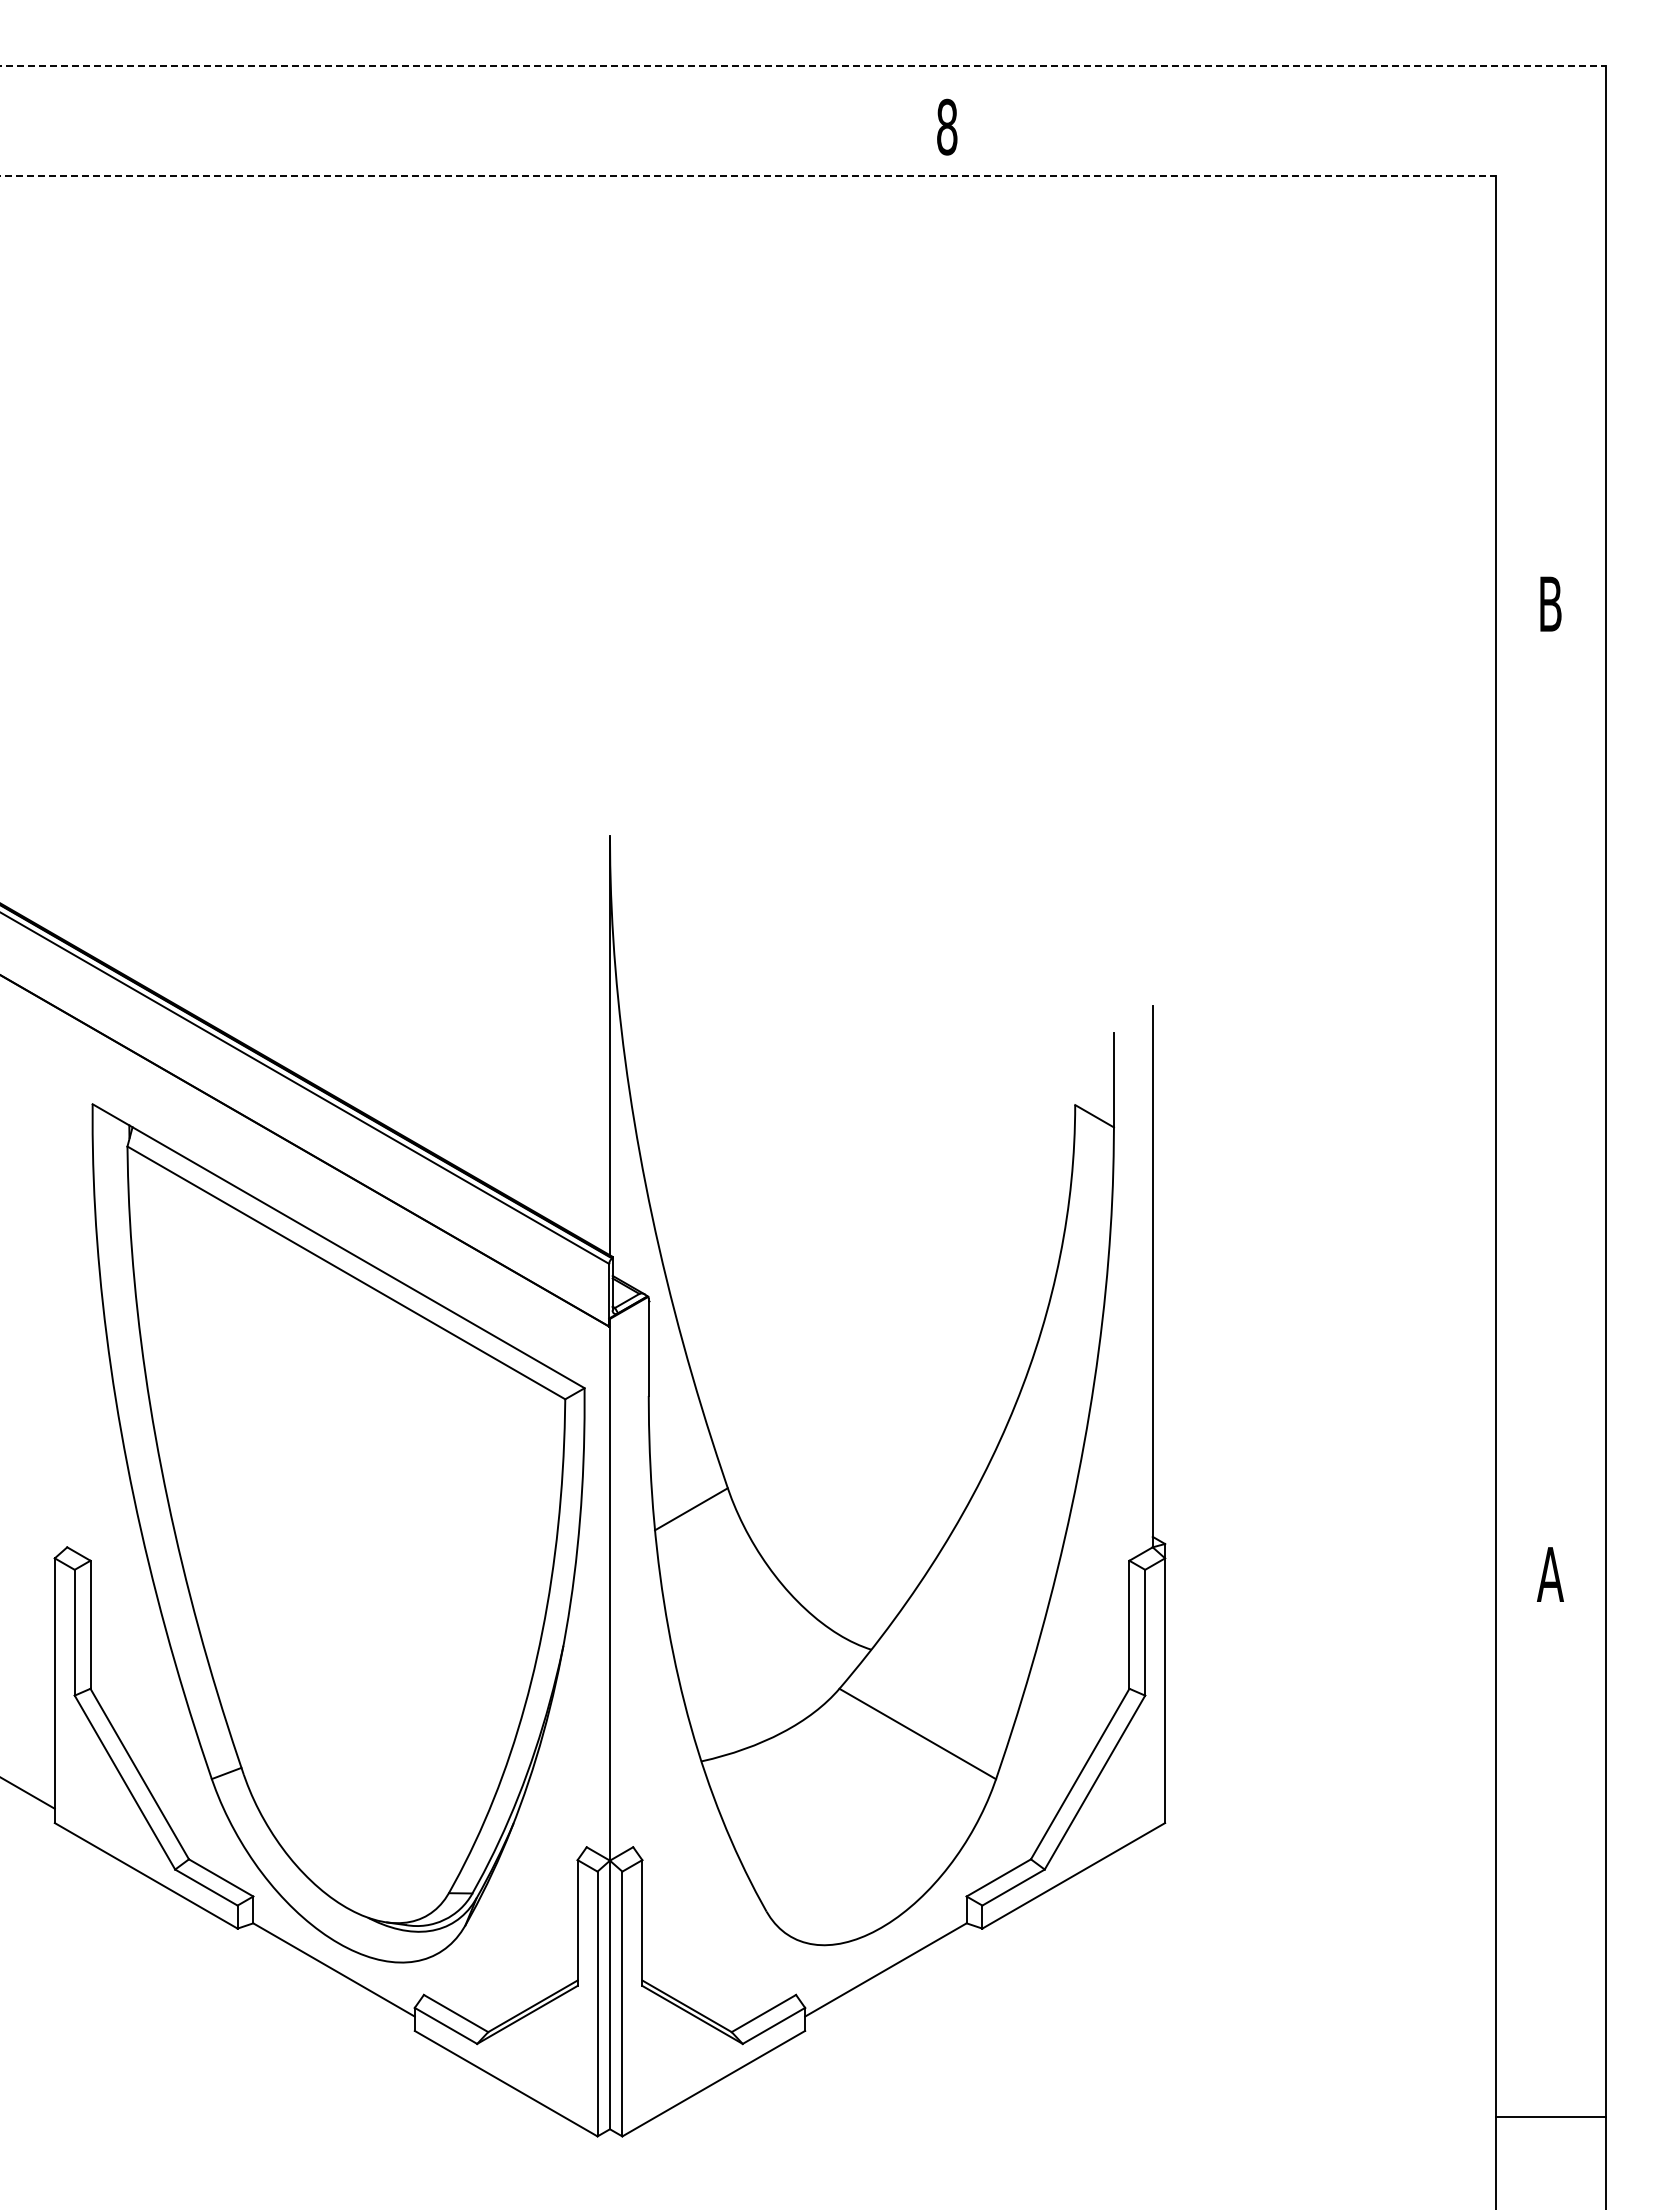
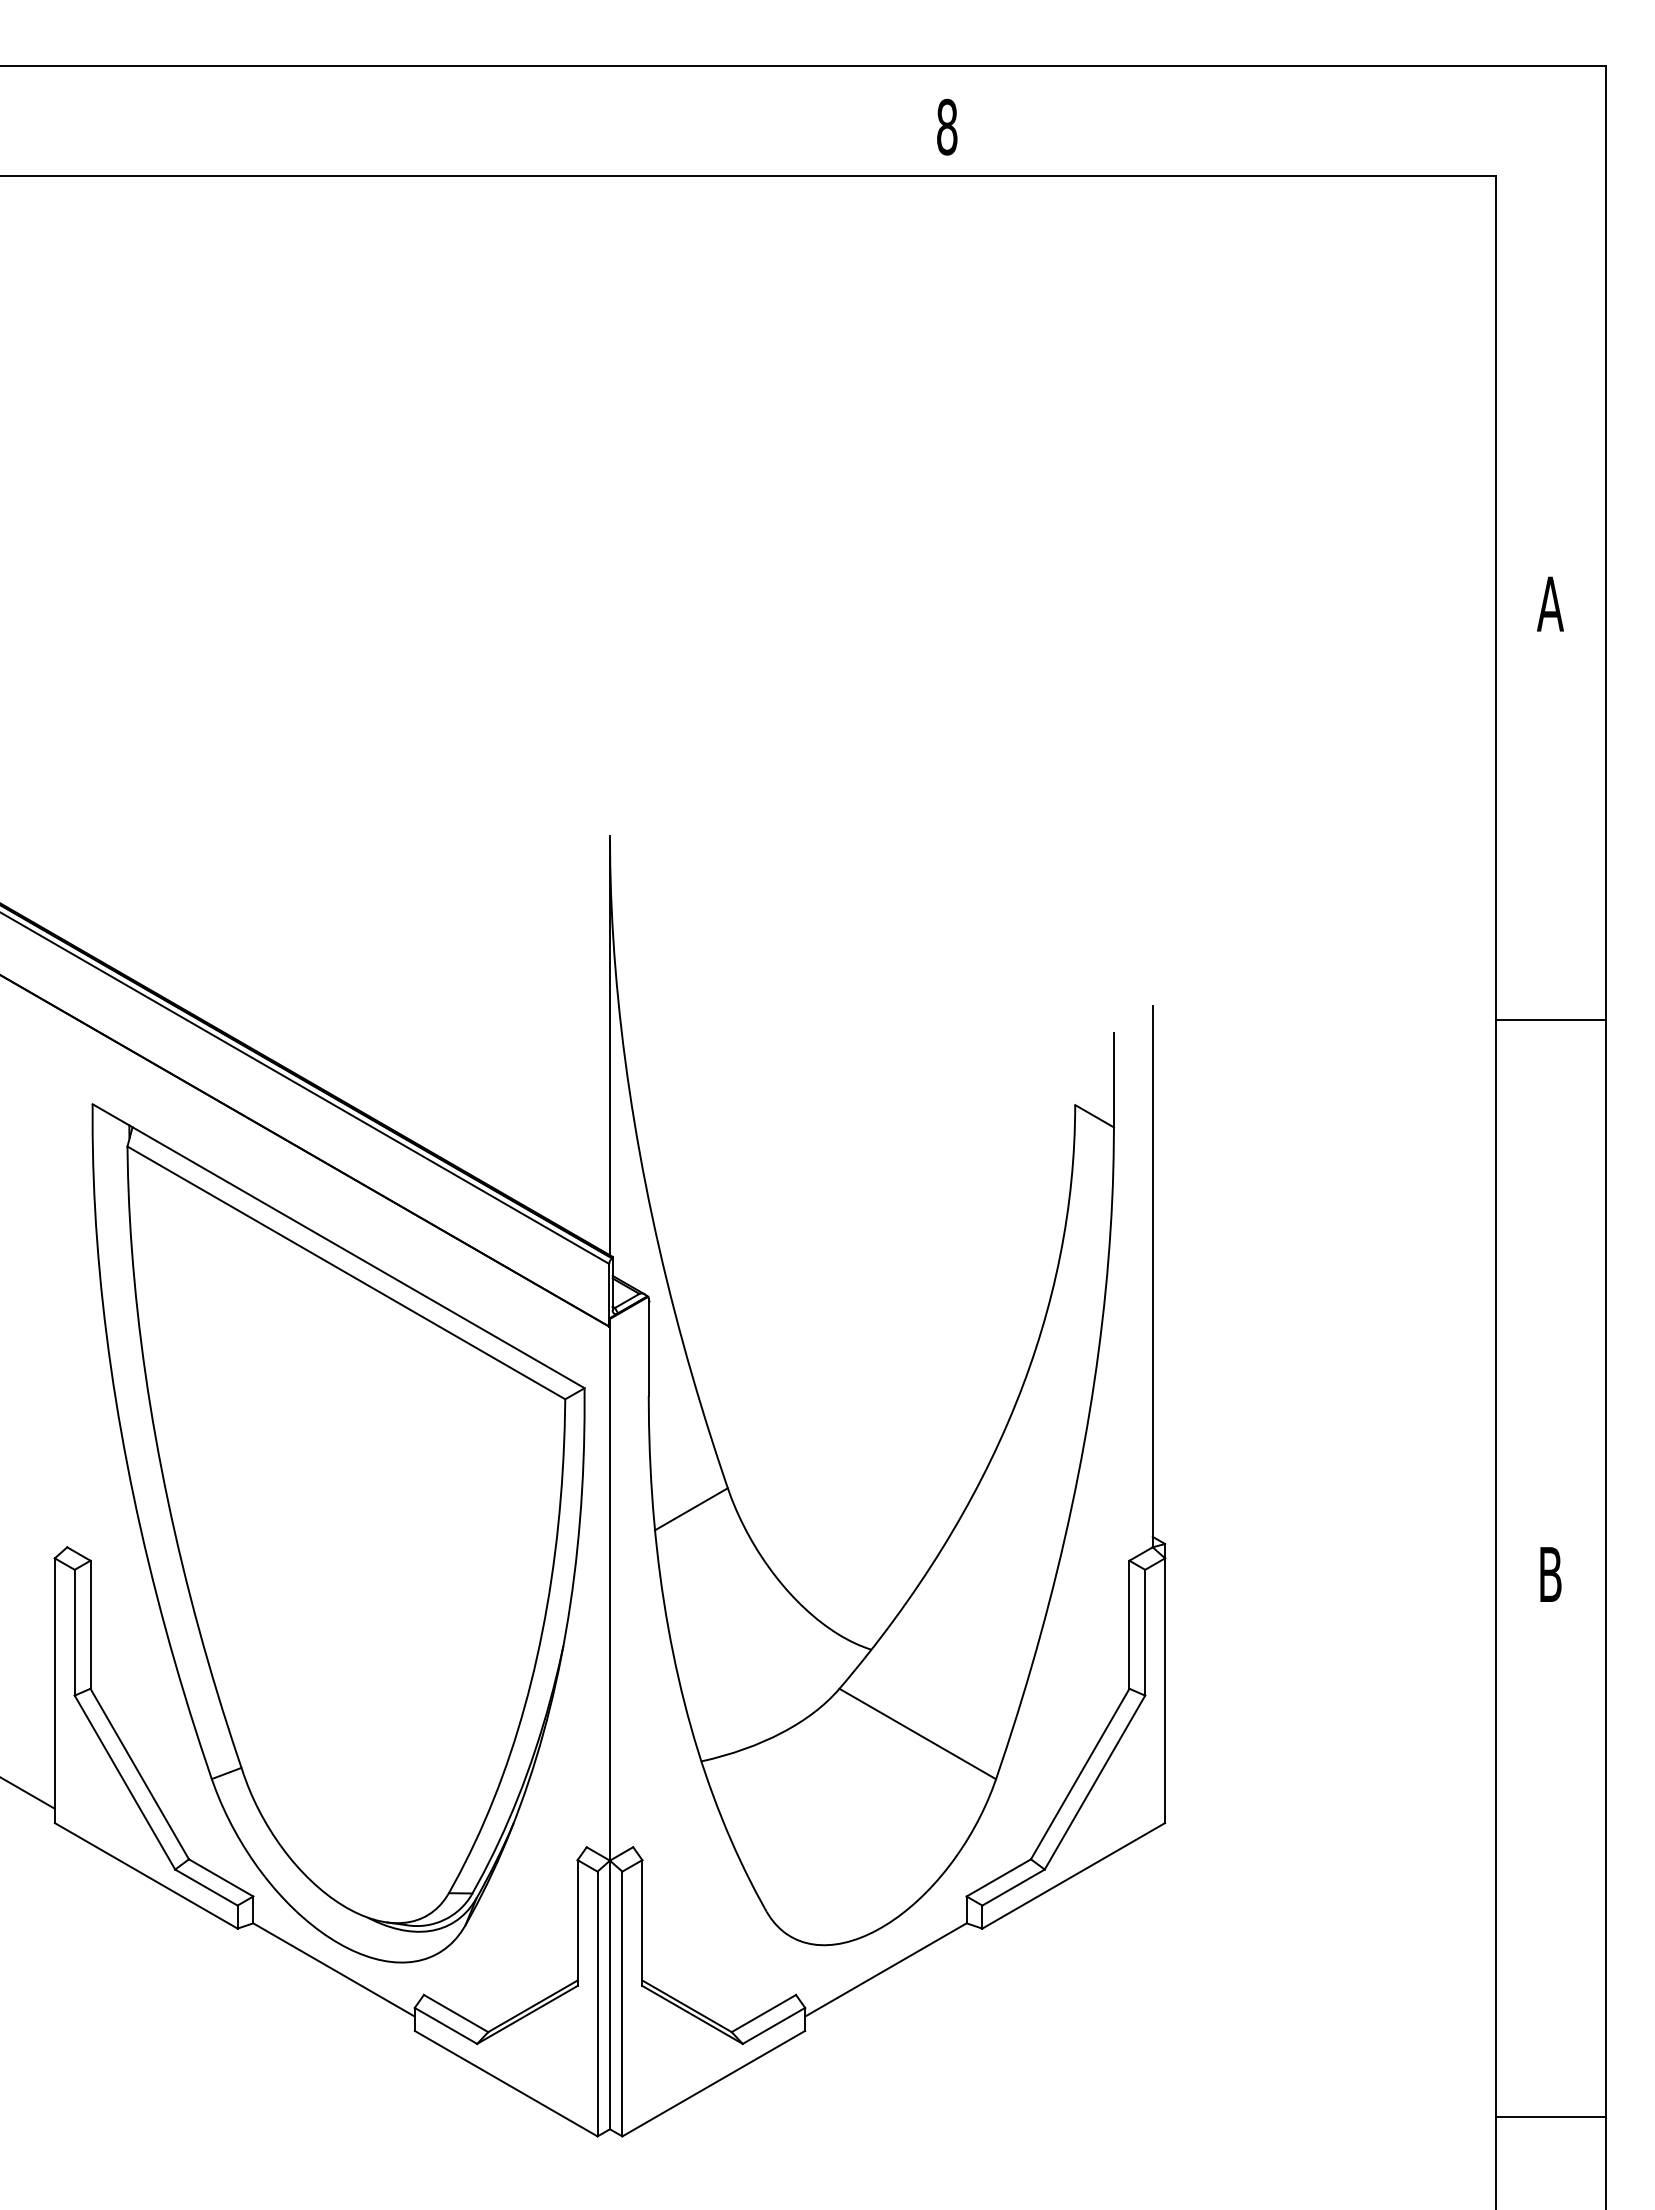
line: dashed -> solid (802, 66)
line: dashed -> solid (748, 175)
text: B -> A (1550, 603)
line: none -> present (1550, 1020)
text: A -> B (1549, 1574)
